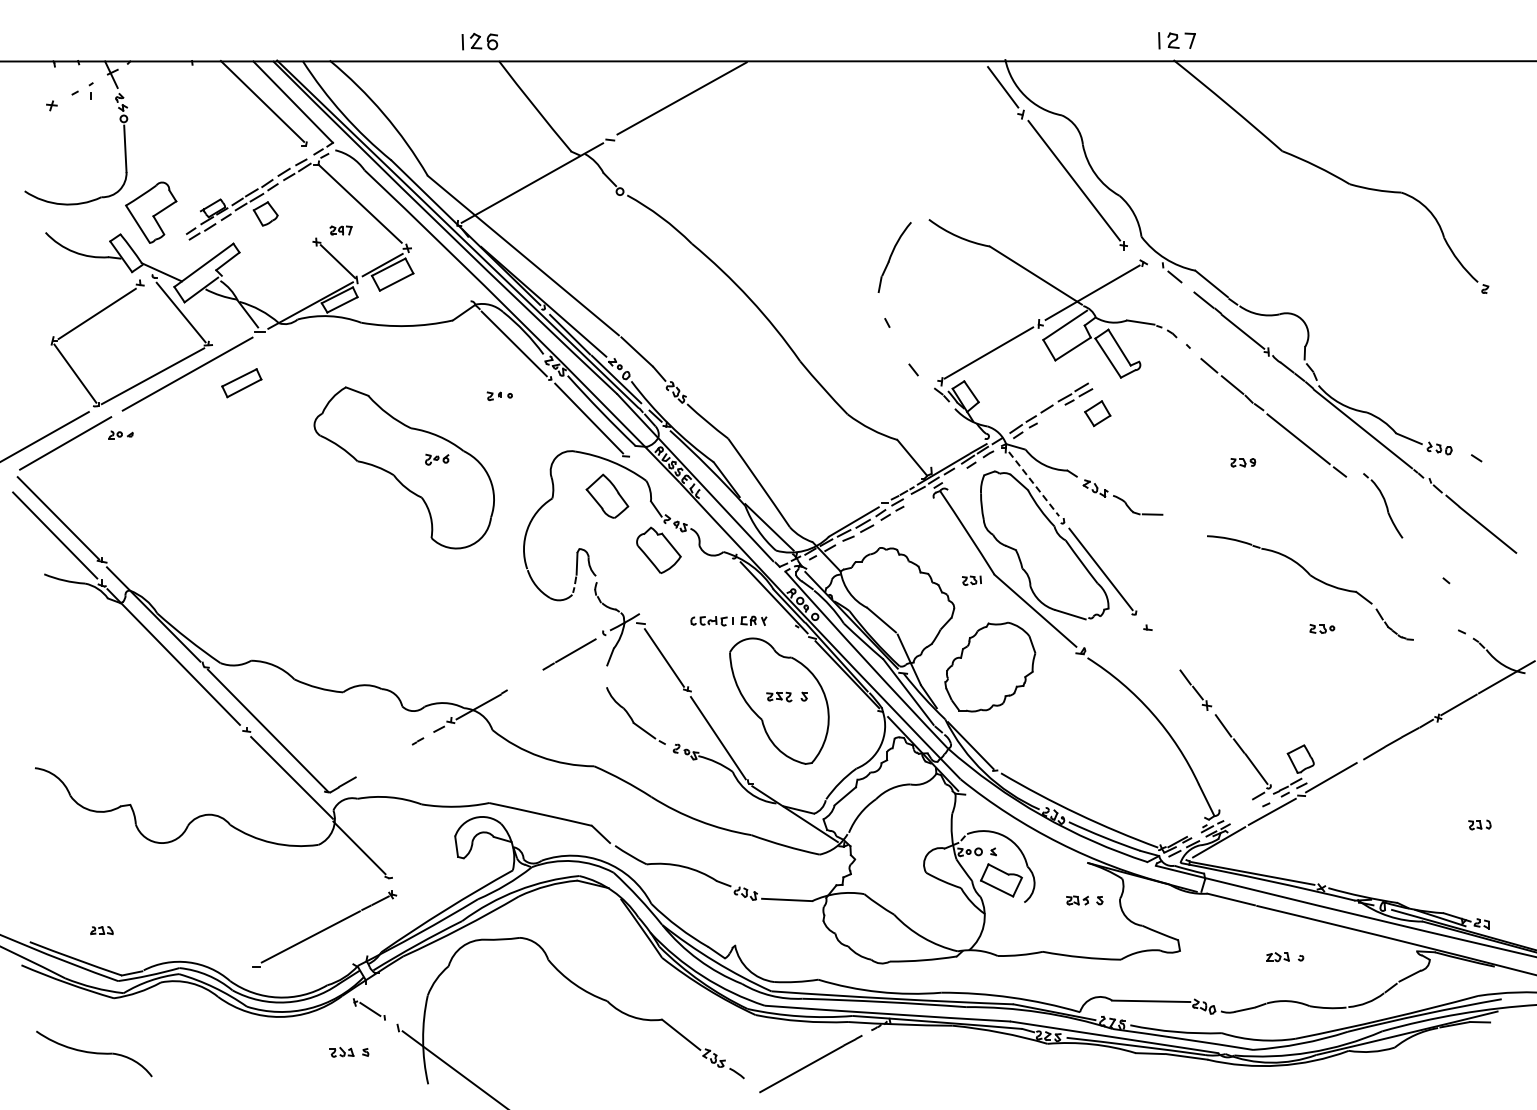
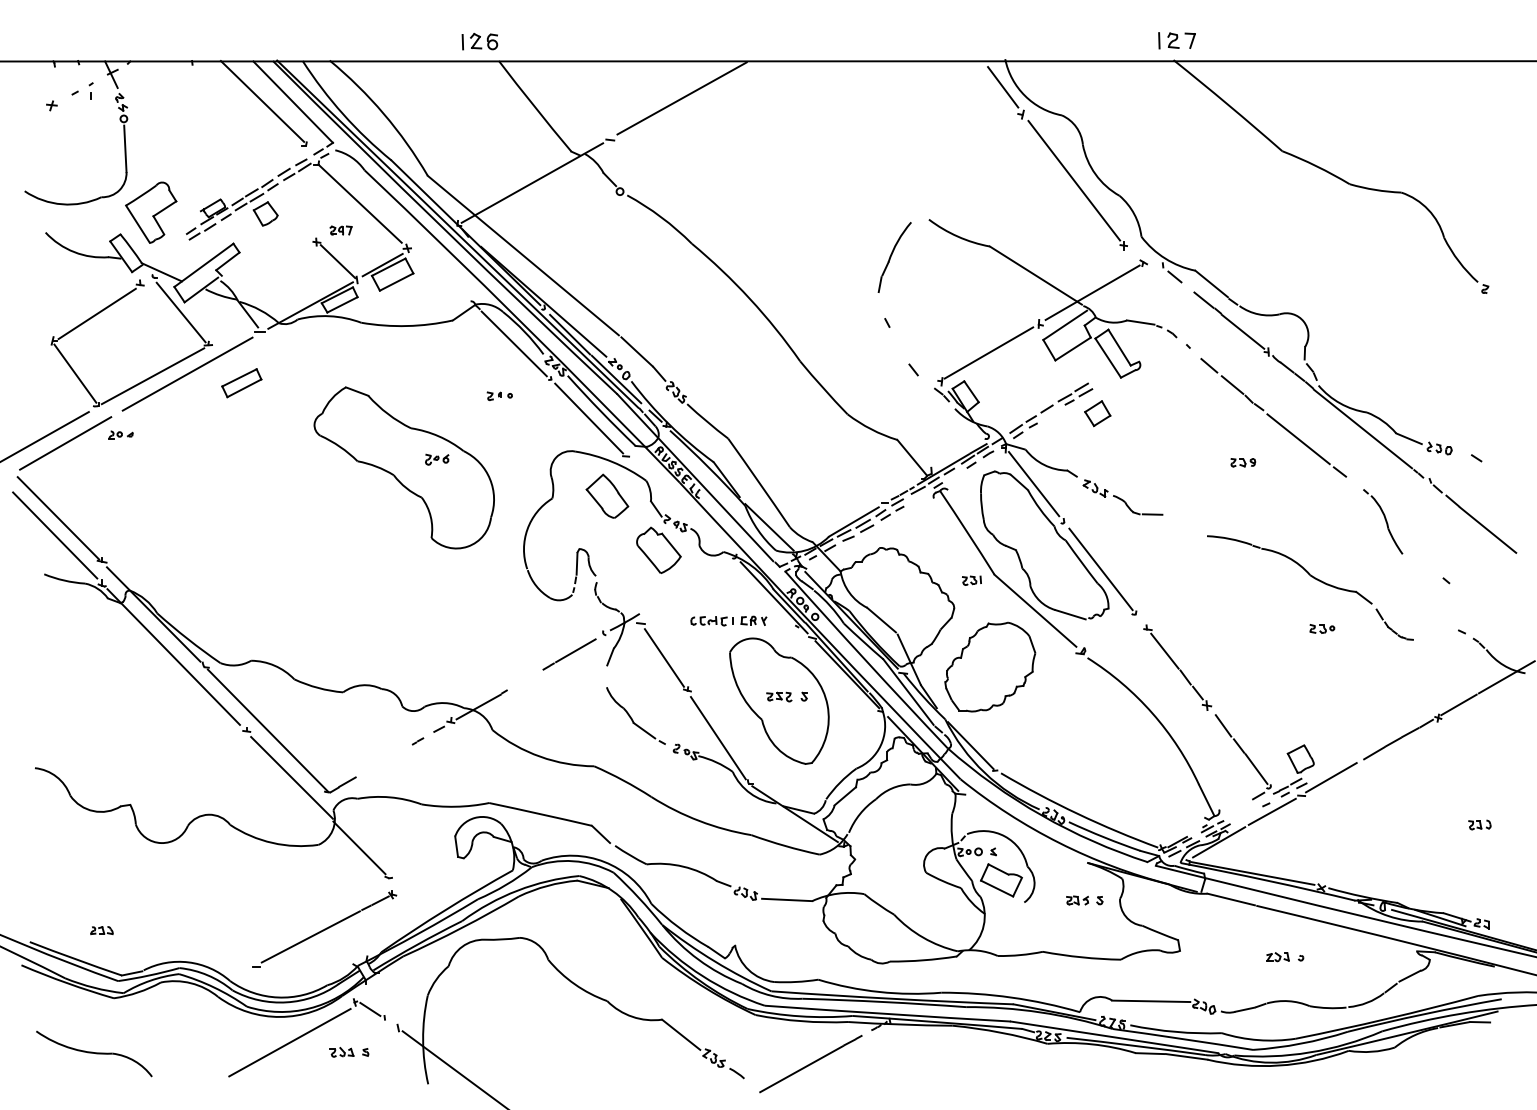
line: dashed -> solid (1034, 484)
part position: (1383, 505) -> (1383, 521) (1383, 521)
line: none -> present (1164, 650)
line: none -> present (289, 1042)
